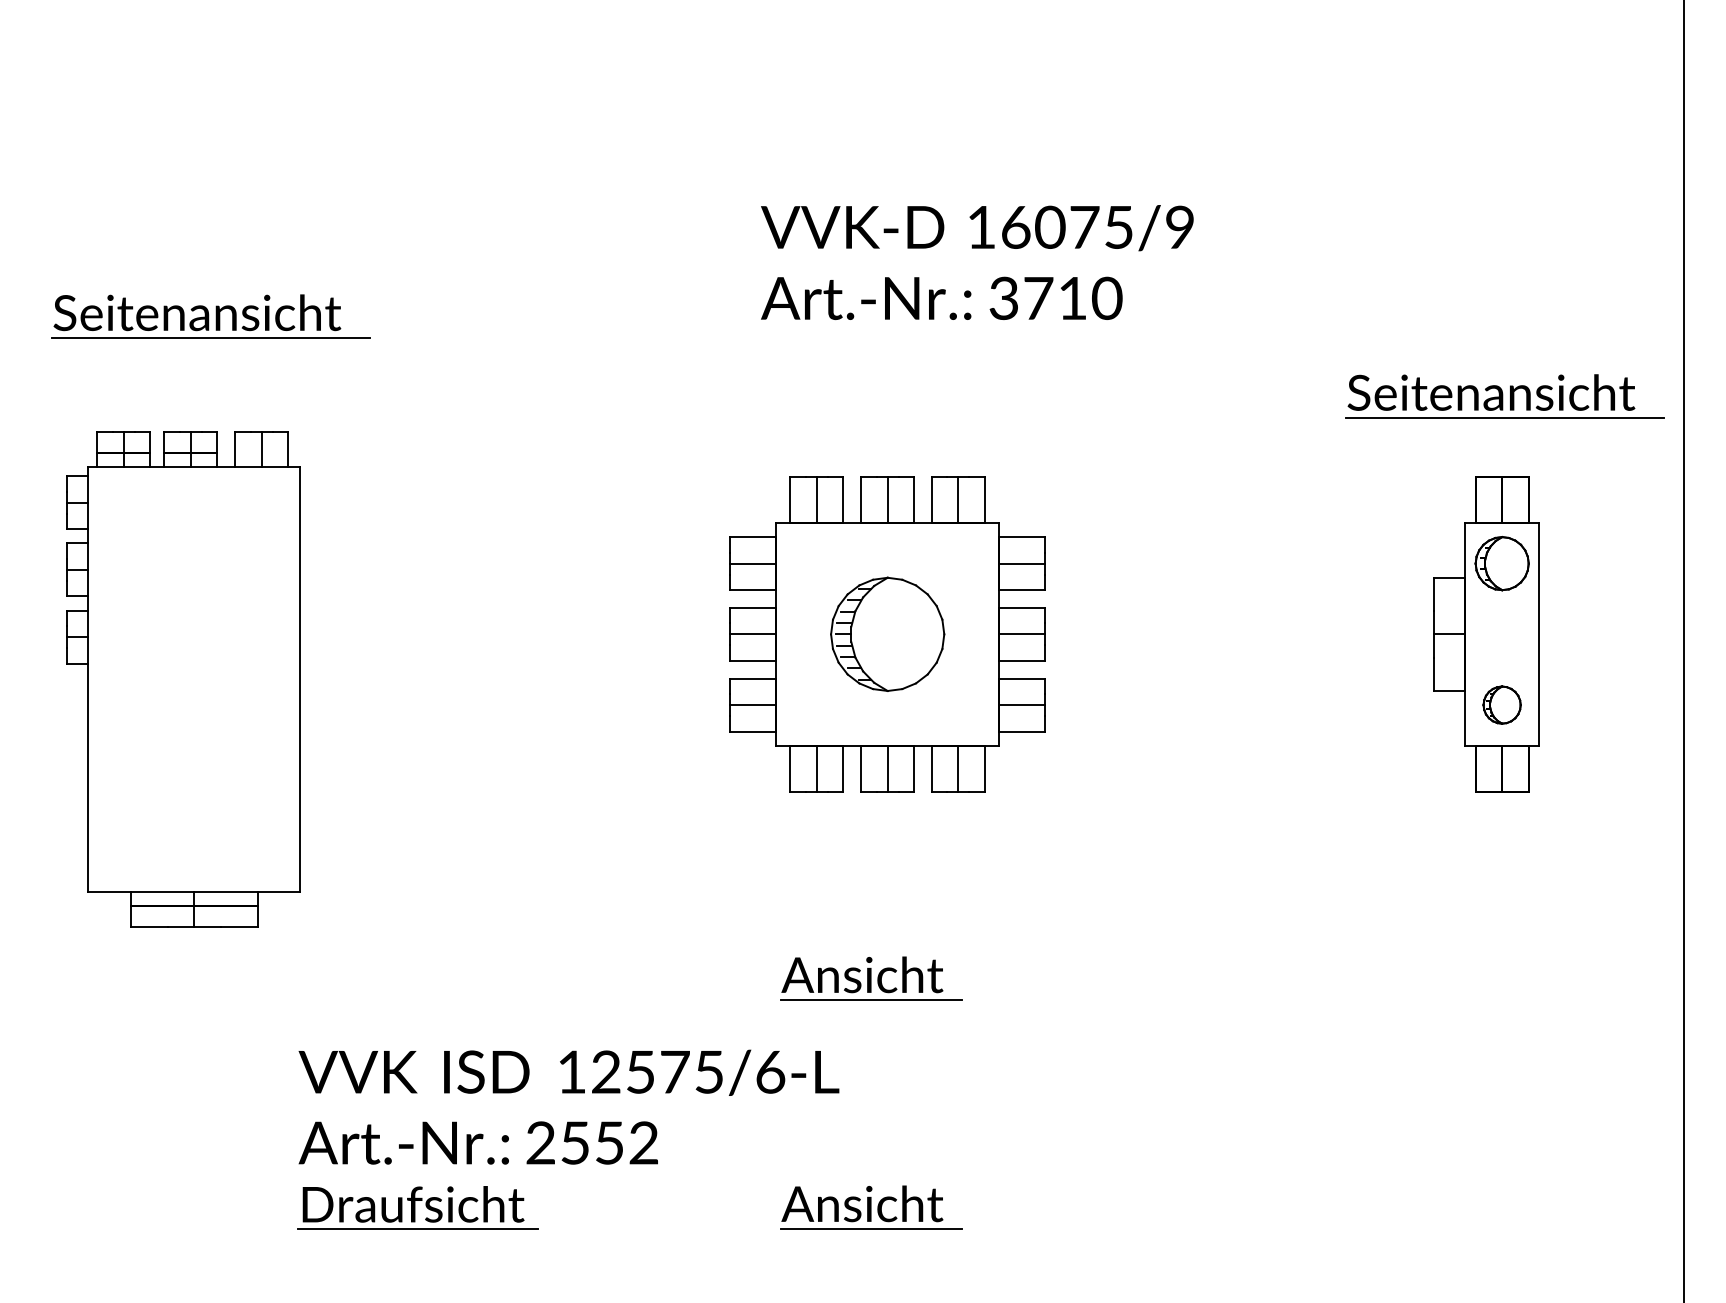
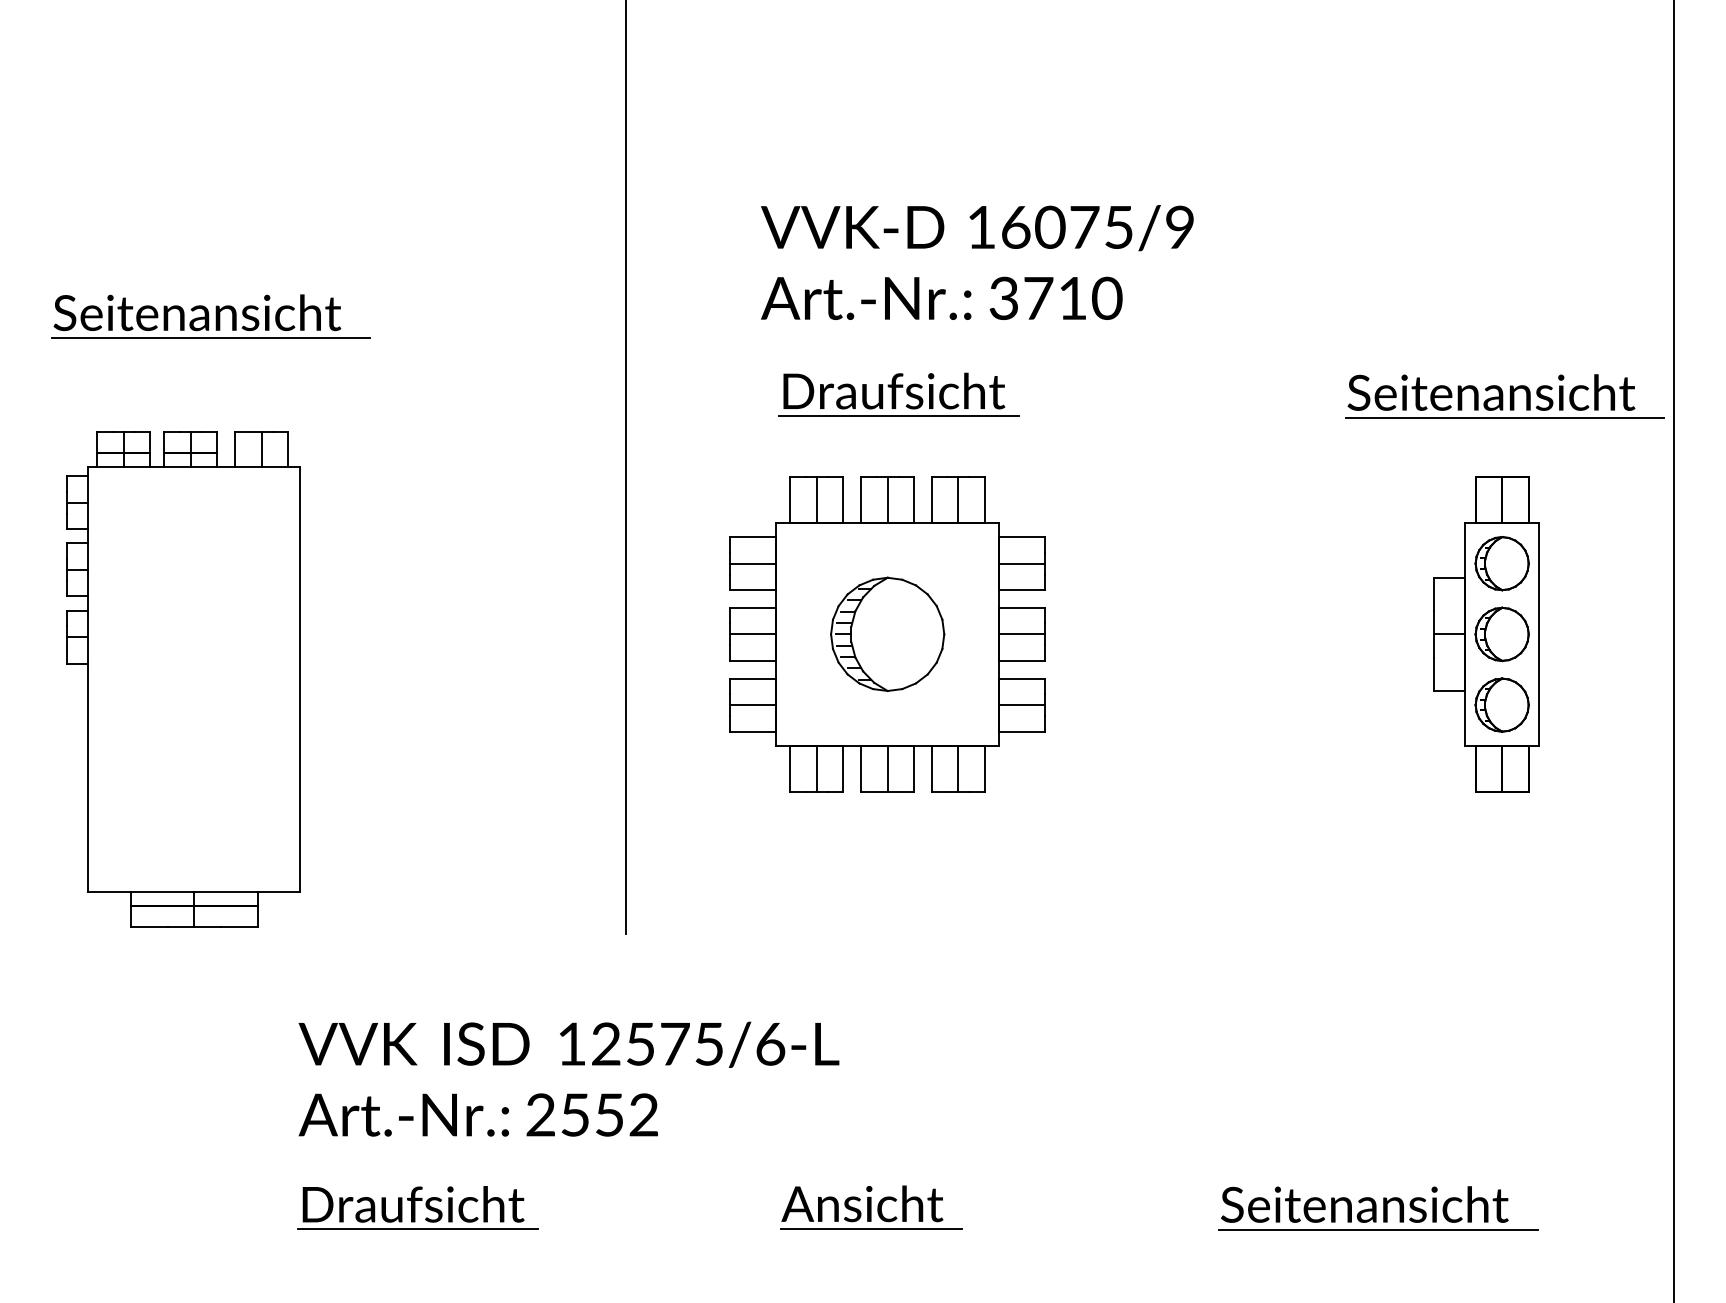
part: none -> present (898, 394)
line: none -> present (625, 467)
part: none -> present (1501, 634)
line position: (1684, 650) -> (1674, 650) (1674, 650)
part size: 40x40 px -> 56x56 px (1501, 704)
part: present -> none (871, 978)
text position: (568, 1106) -> (568, 1078) (568, 1078)
part: none -> present (1378, 1208)
